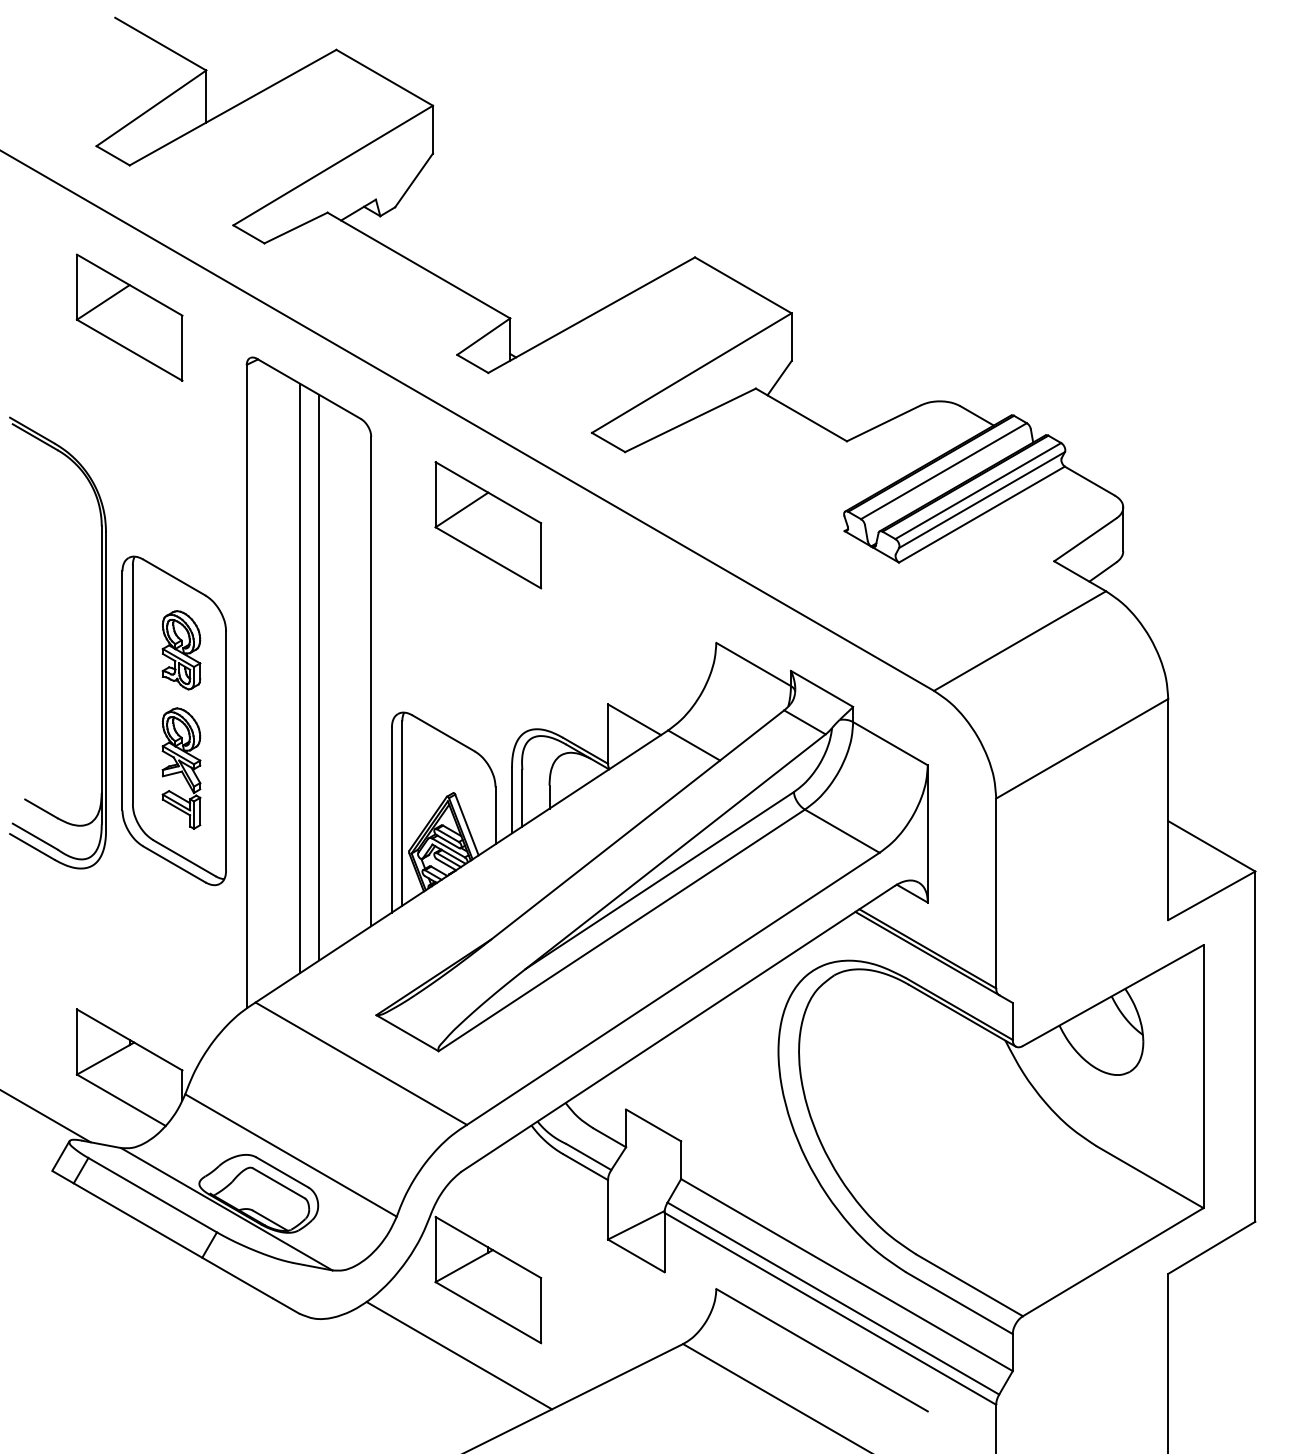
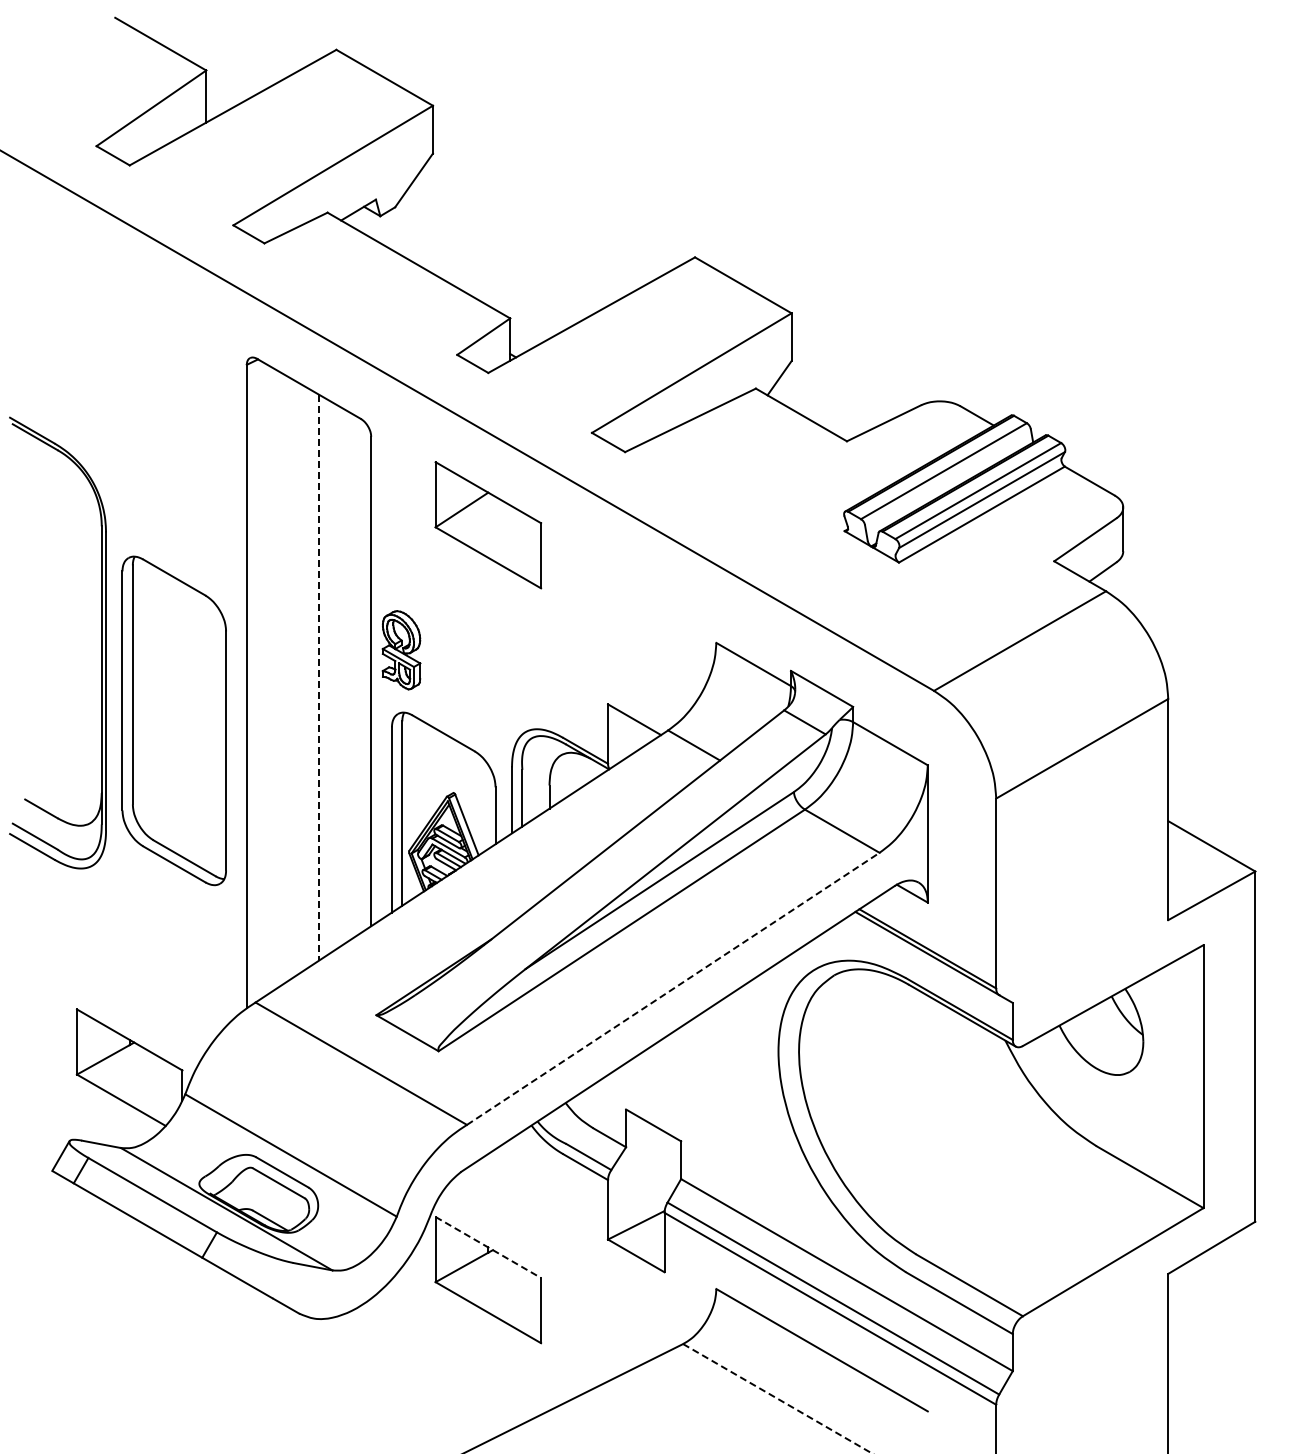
part: present -> none (129, 317)
part position: (181, 650) -> (401, 650) (401, 650)
line: solid -> dashed (319, 677)
line: present -> none (299, 678)
part: present -> none (181, 768)
line: solid -> dashed (673, 988)
line: present -> none (46, 1116)
line: solid -> dashed (488, 1247)
line: present -> none (459, 1355)
line: solid -> dashed (778, 1399)
